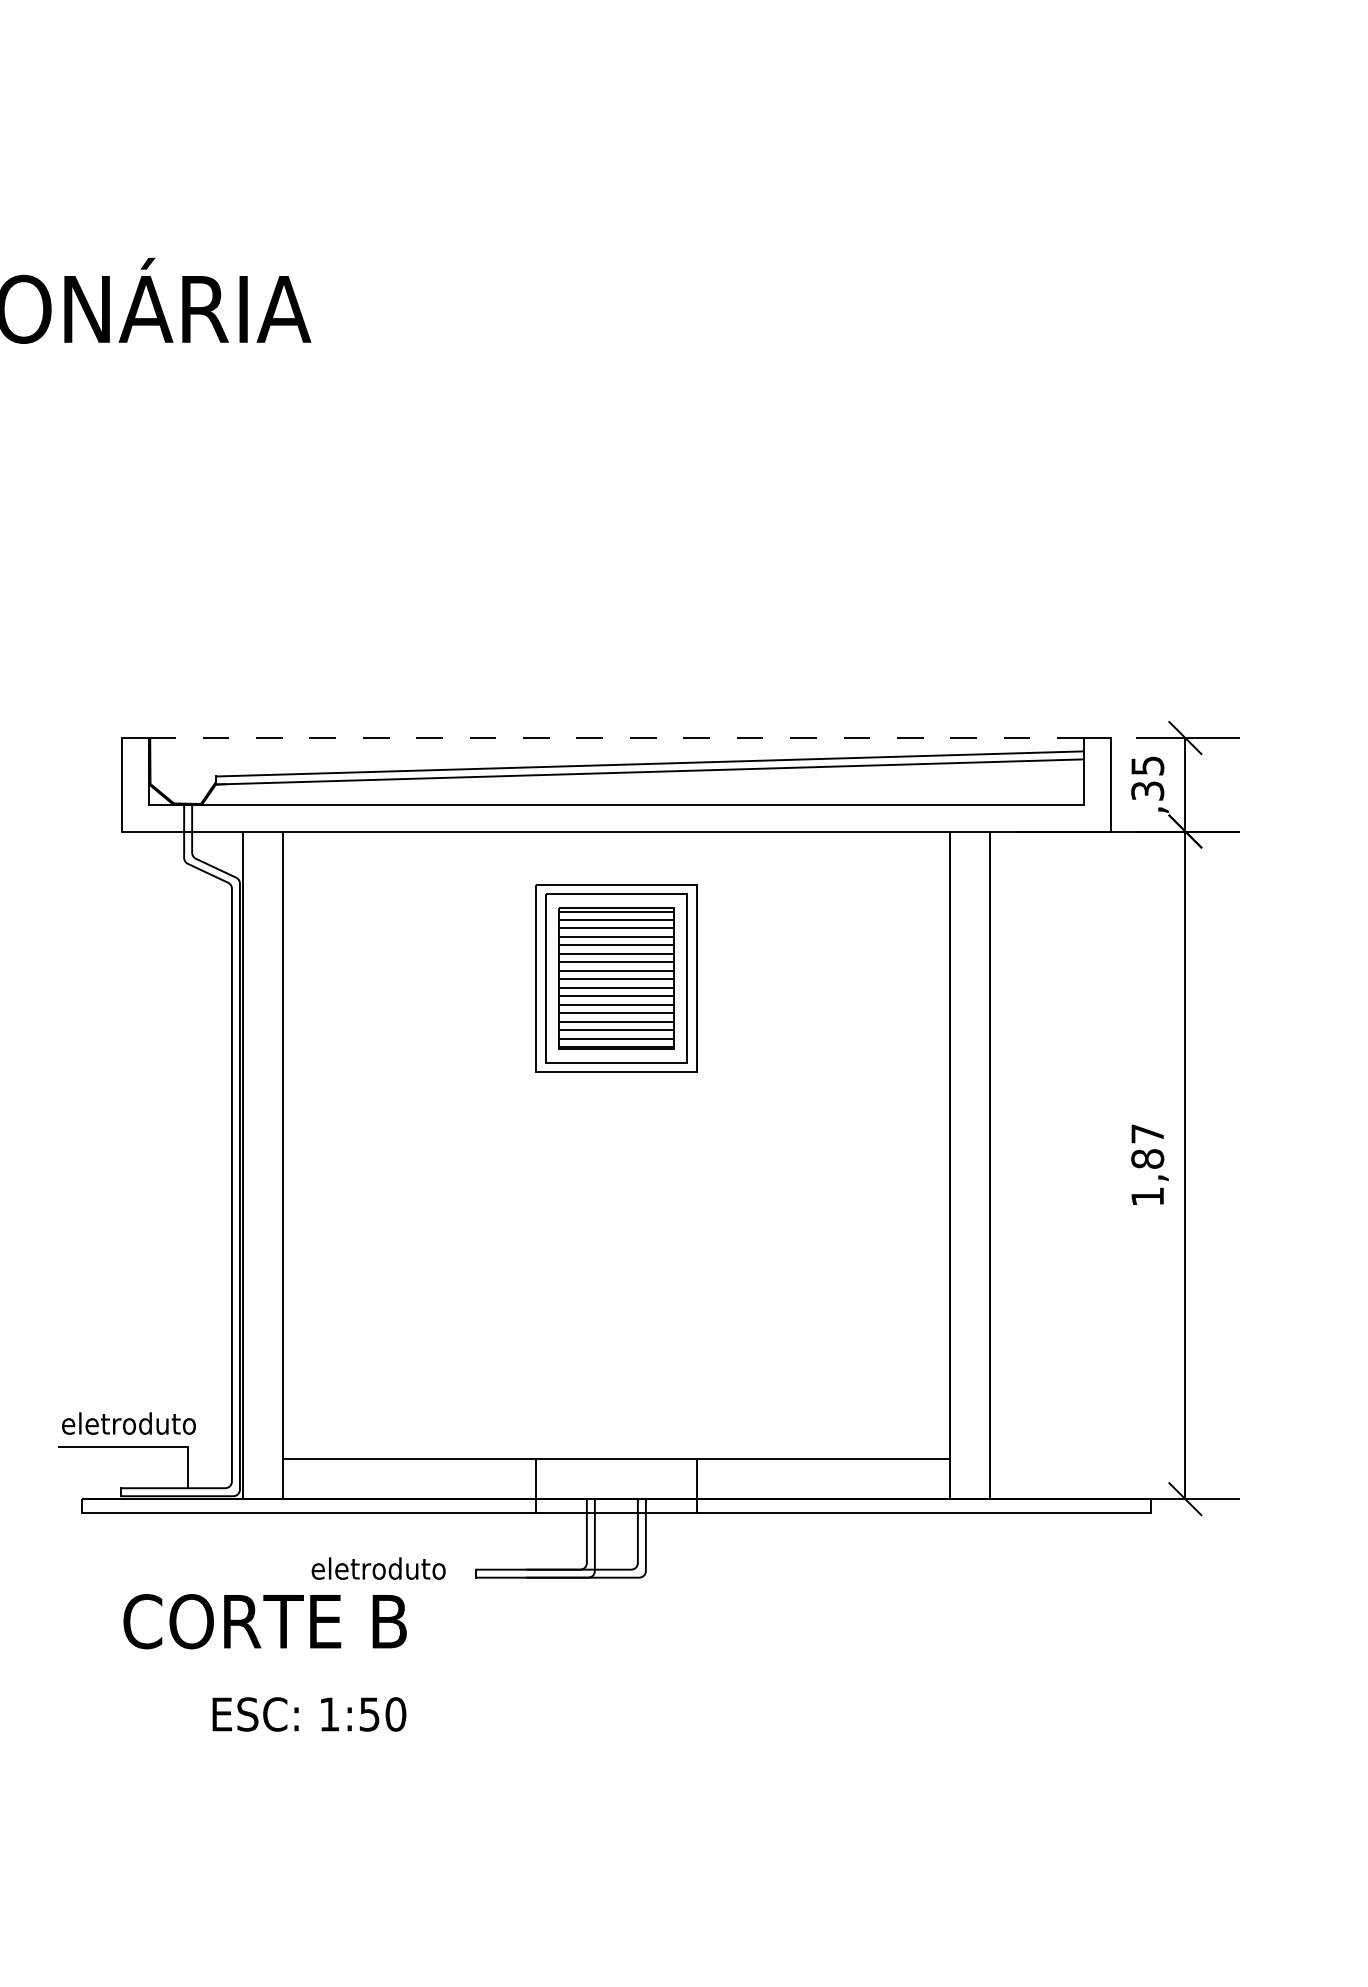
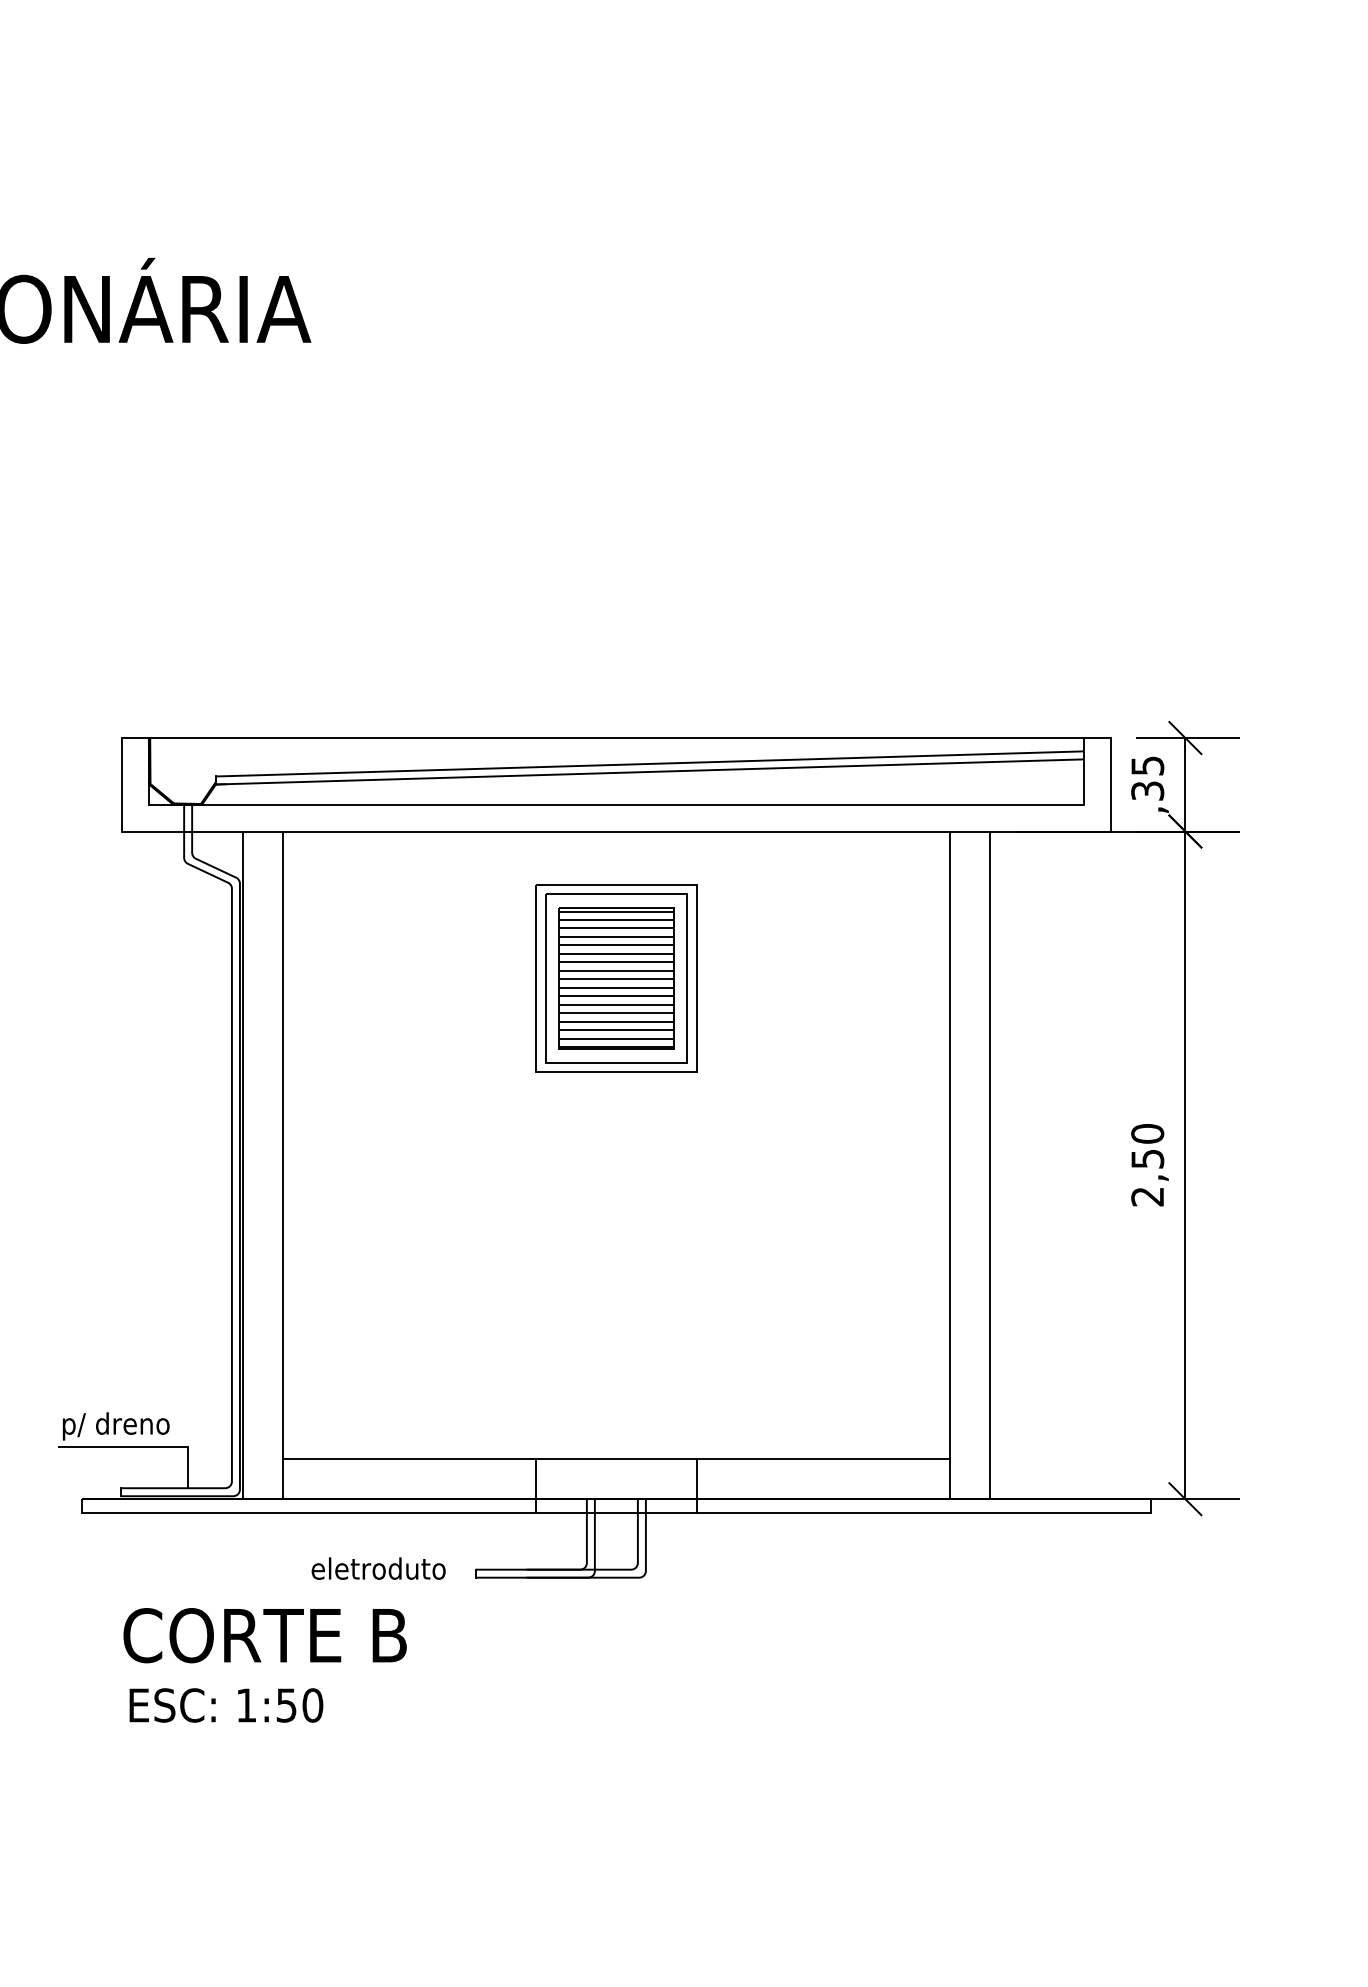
line: dashed -> solid (617, 738)
text: 1,87 -> 2,50 (1147, 1165)
text: eletroduto -> p/ dreno (128, 1426)
text position: (264, 1621) -> (264, 1635) (264, 1635)
text position: (309, 1714) -> (226, 1705) (226, 1705)
